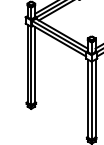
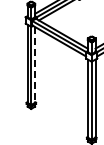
line: solid -> dashed (35, 64)
